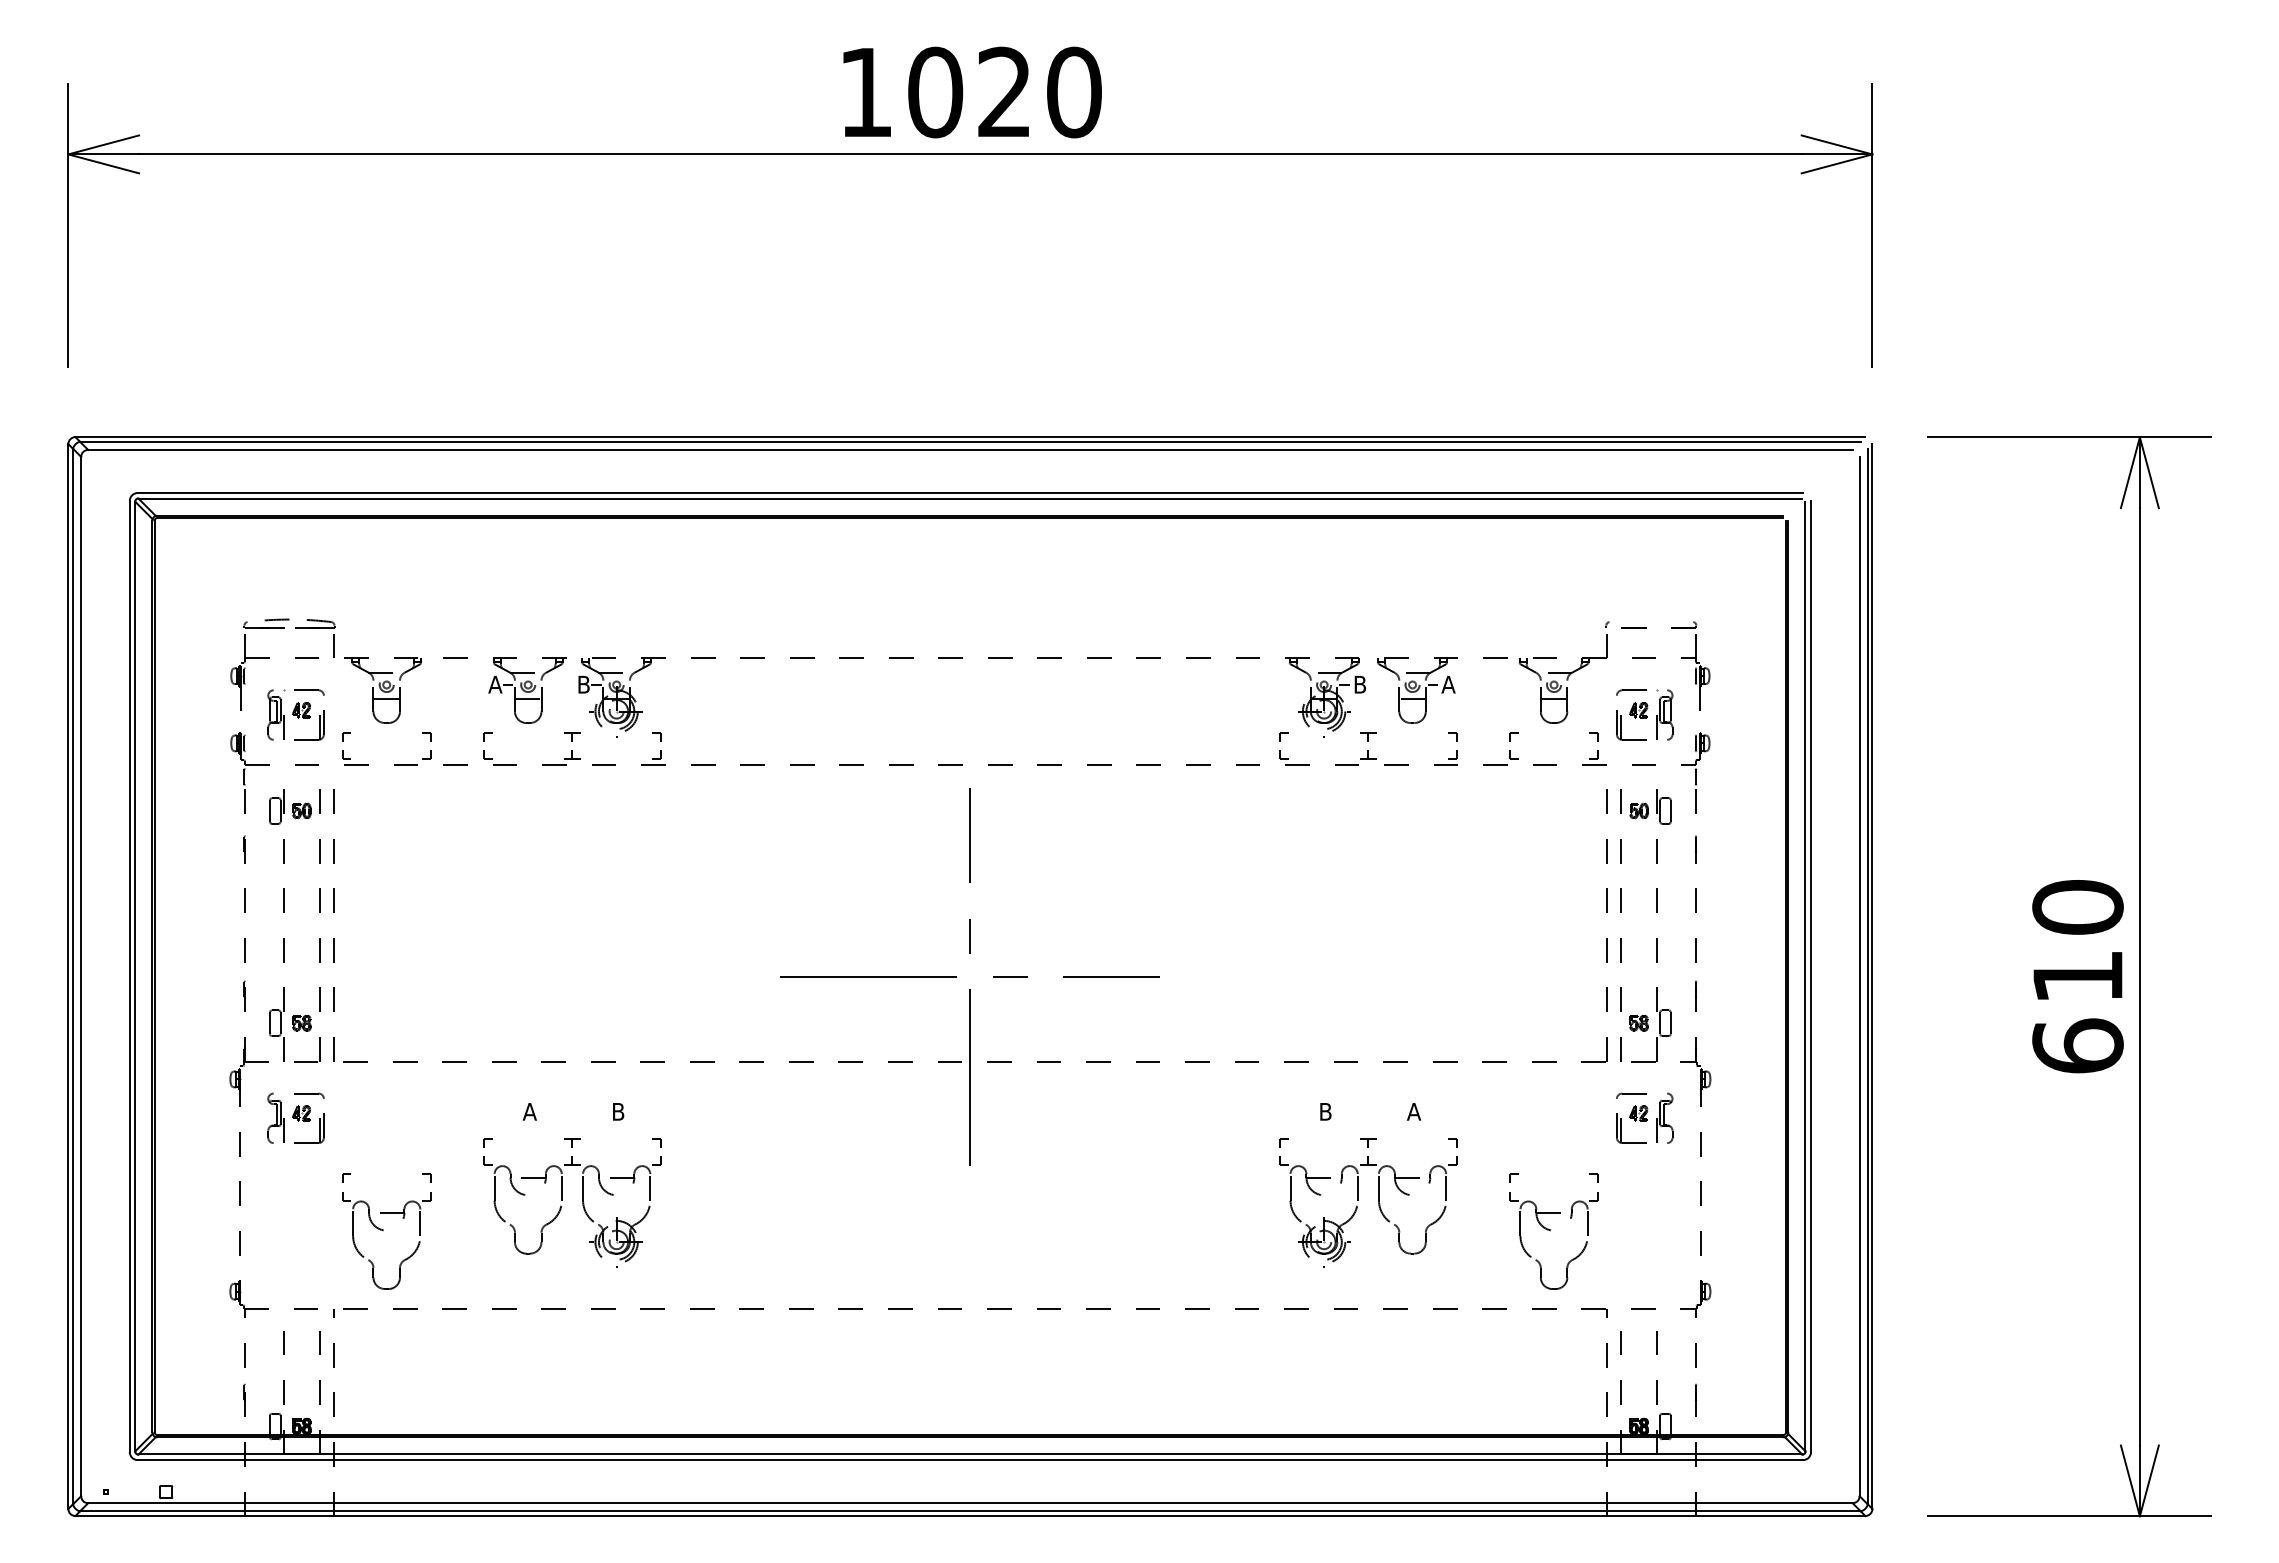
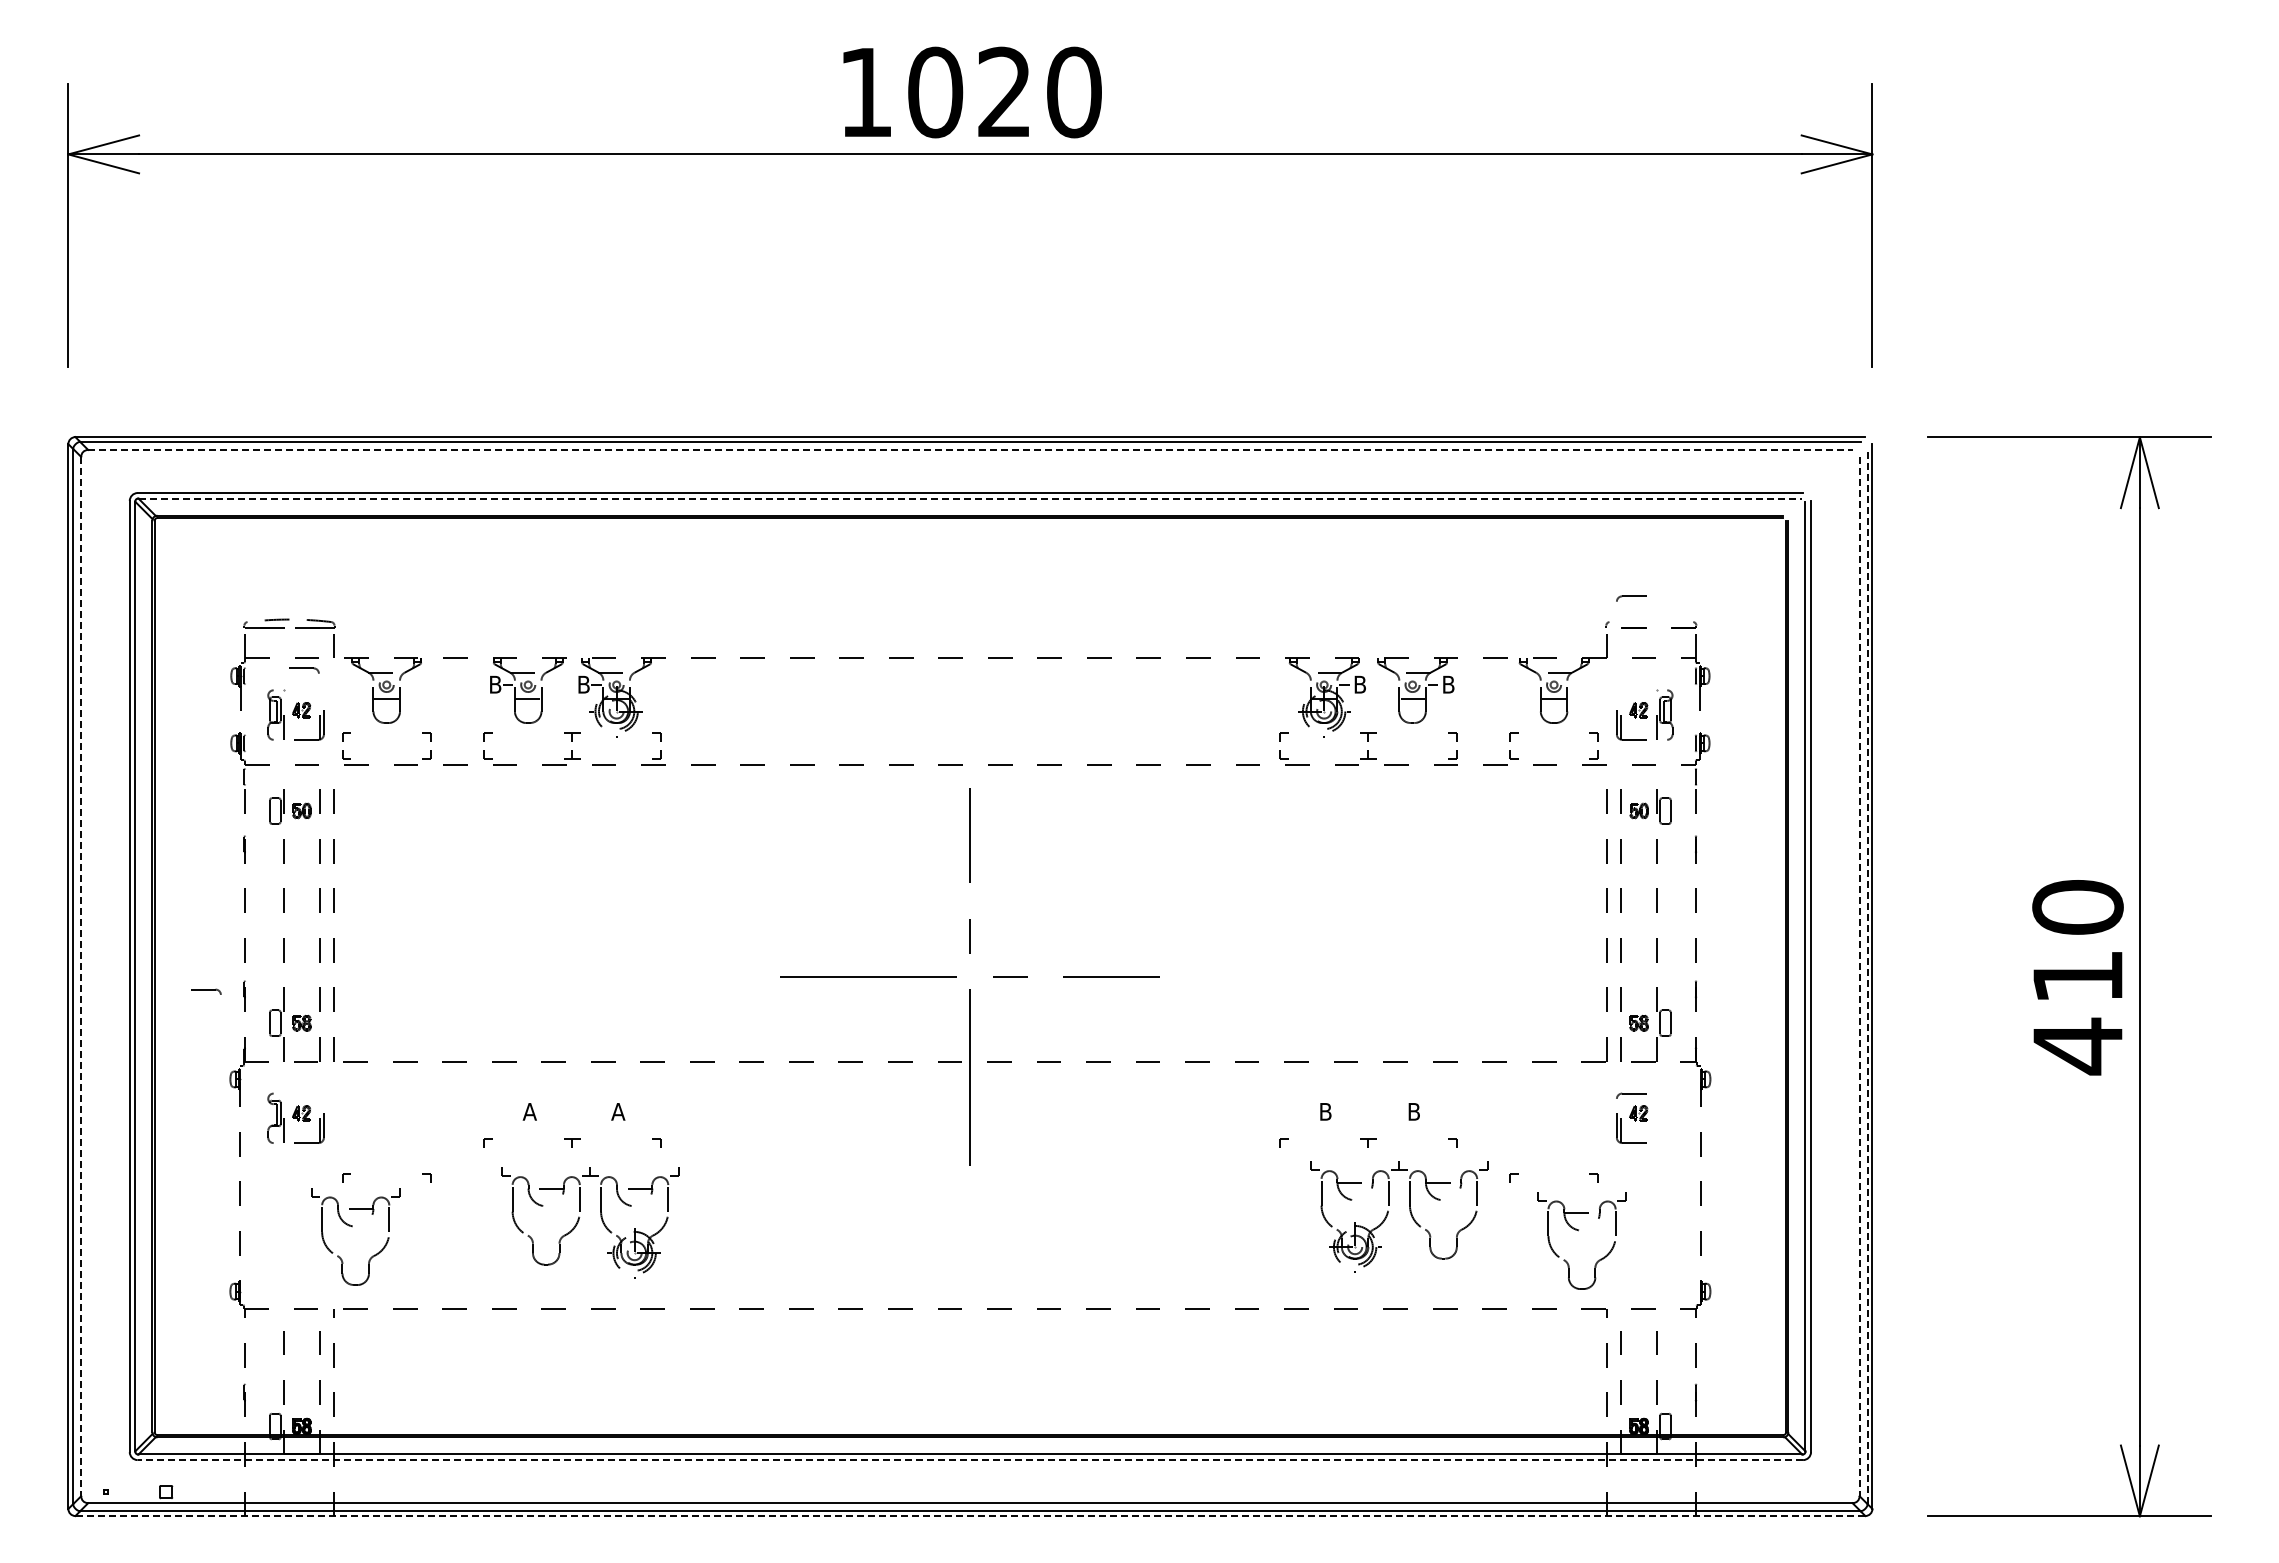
line: solid -> dashed (970, 449)
line: solid -> dashed (970, 498)
text: A -> B (495, 684)
text: A -> B (1448, 684)
part position: (309, 692) -> (304, 670) (304, 670)
part position: (1631, 692) -> (1631, 598) (1631, 598)
line: solid -> dashed (81, 976)
line: solid -> dashed (1859, 976)
line: solid -> dashed (1867, 976)
text: 610 -> 410 (2077, 1046)
part position: (309, 1095) -> (206, 991) (206, 991)
text: B -> A (618, 1111)
text: A -> B (1414, 1111)
part: present -> none (1664, 1117)
part position: (562, 1206) -> (580, 1217) (580, 1217)
part position: (1378, 1206) -> (1409, 1211) (1409, 1211)
part position: (383, 1231) -> (352, 1227) (352, 1227)
part position: (1550, 1231) -> (1578, 1231) (1578, 1231)
line: solid -> dashed (970, 1460)
line: solid -> dashed (970, 1516)
